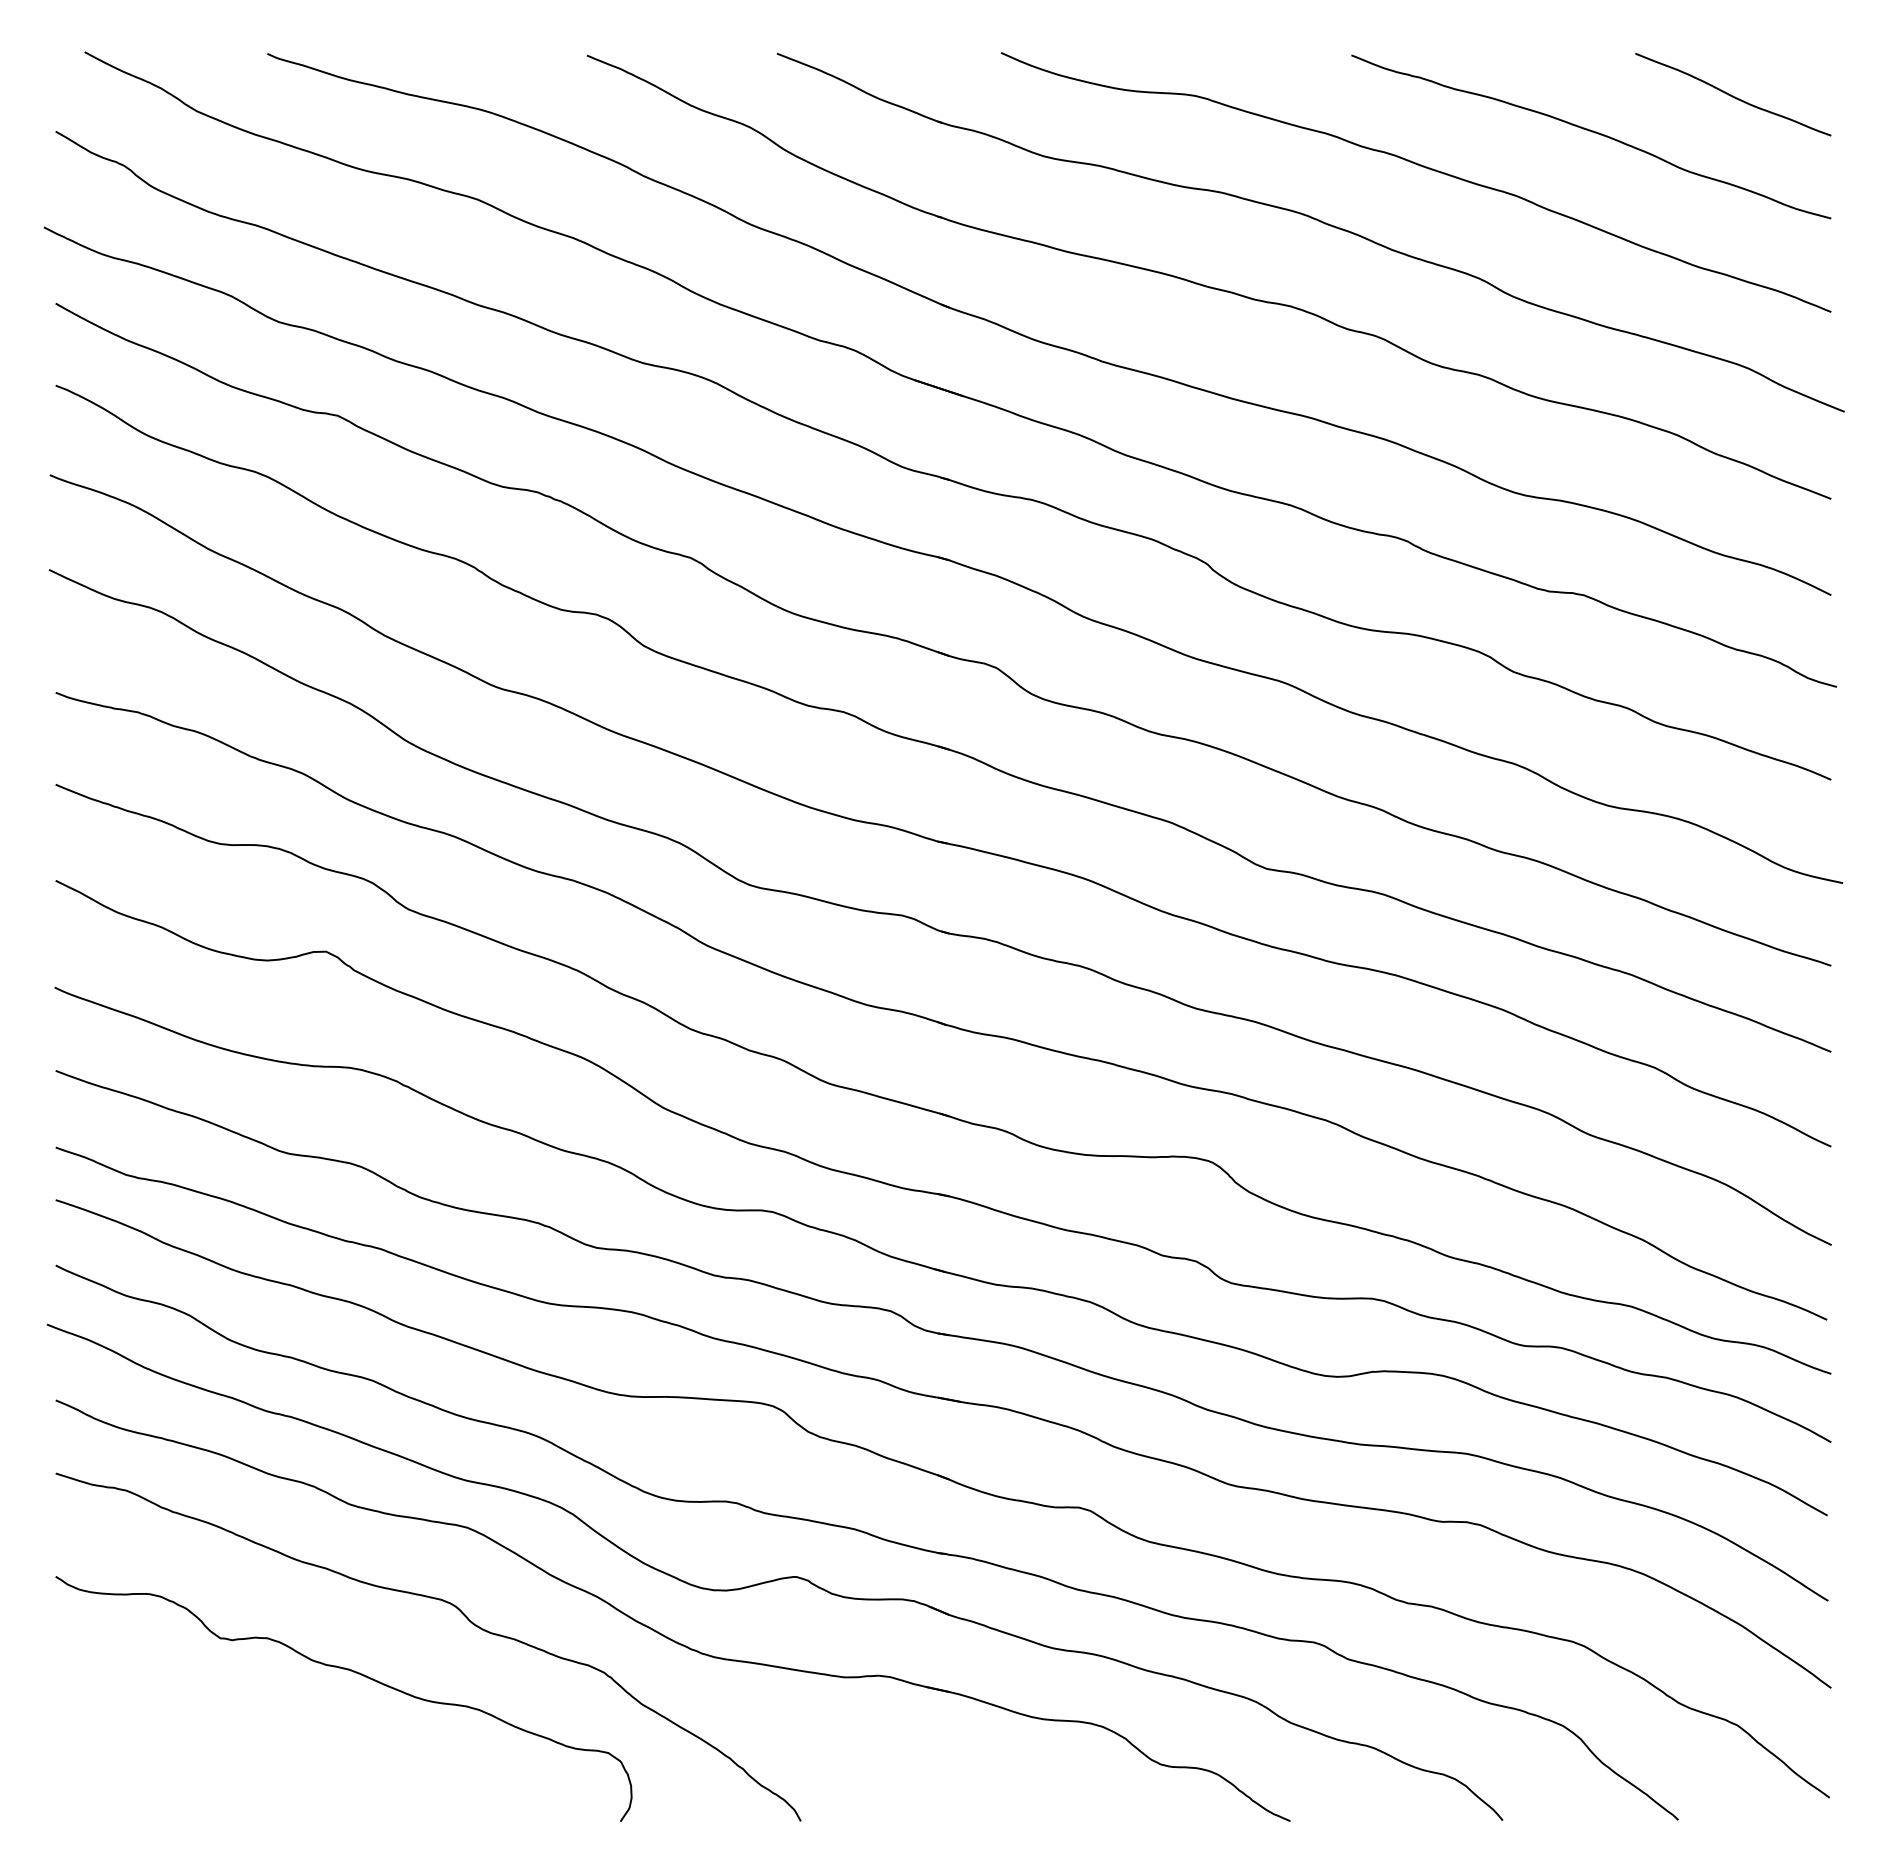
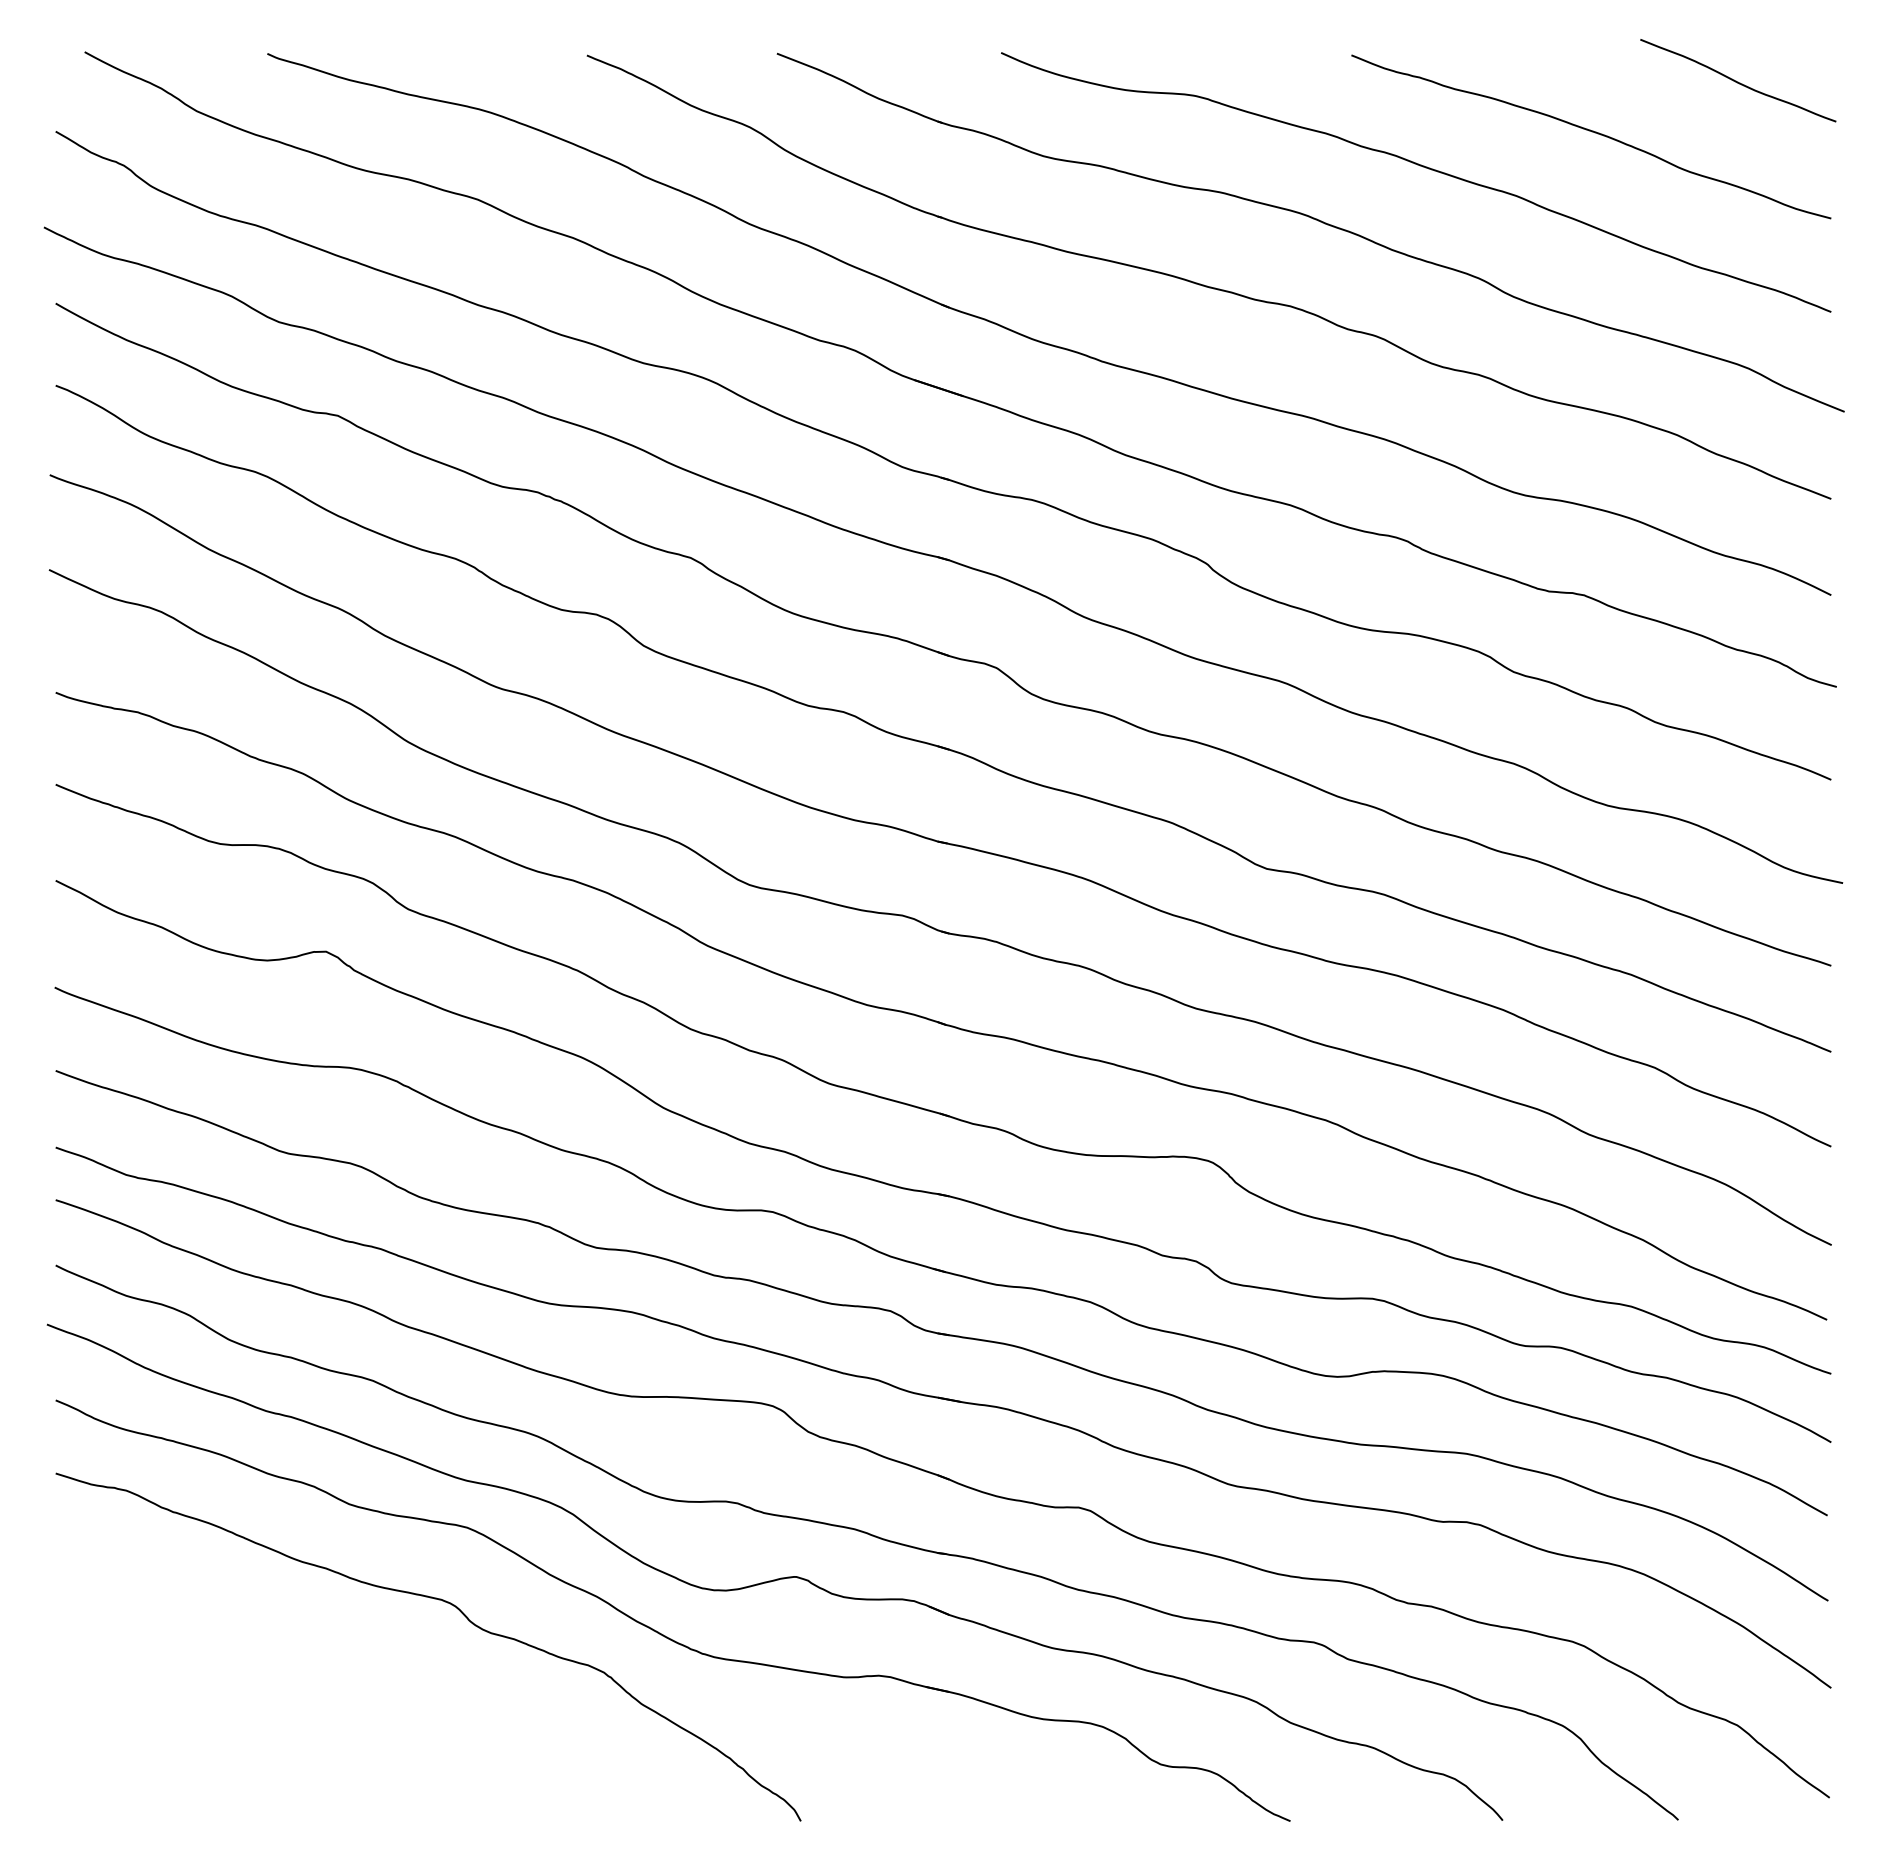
curve position: (1733, 95) -> (1738, 81) (1738, 81)
curve: present -> none (353, 1672)
